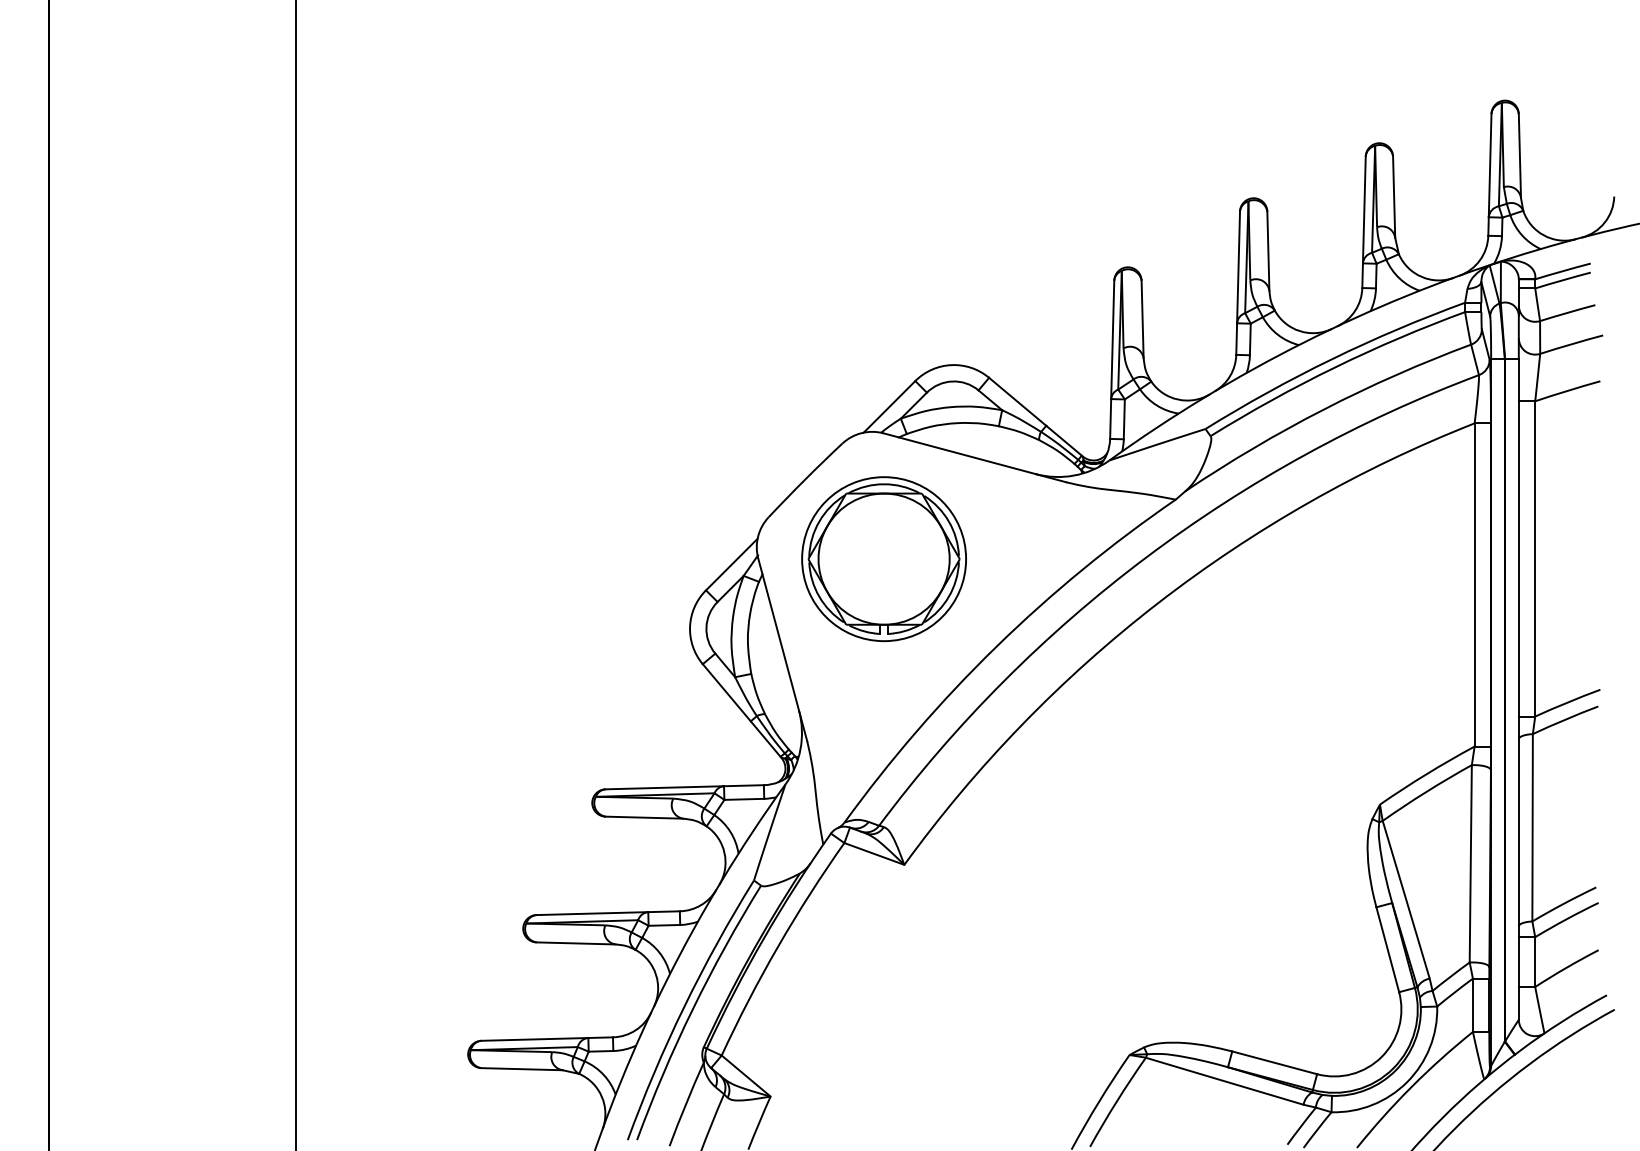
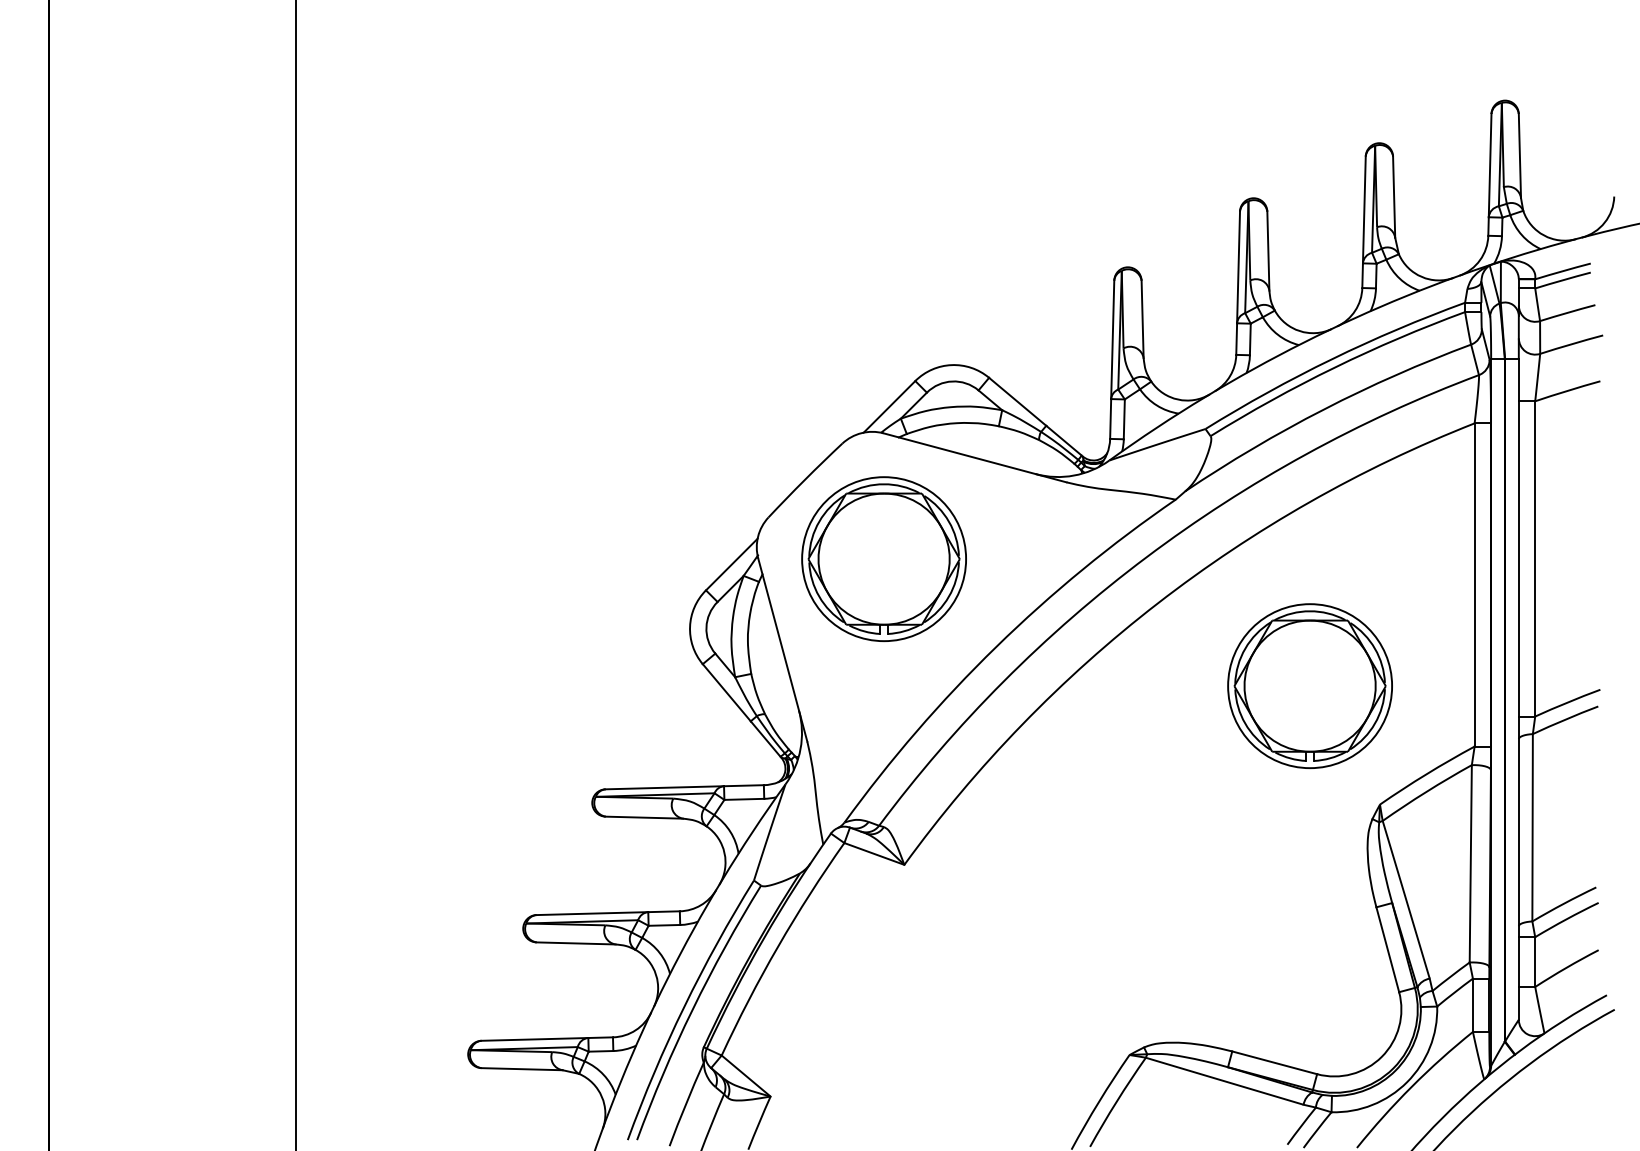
part: none -> present (1309, 686)
